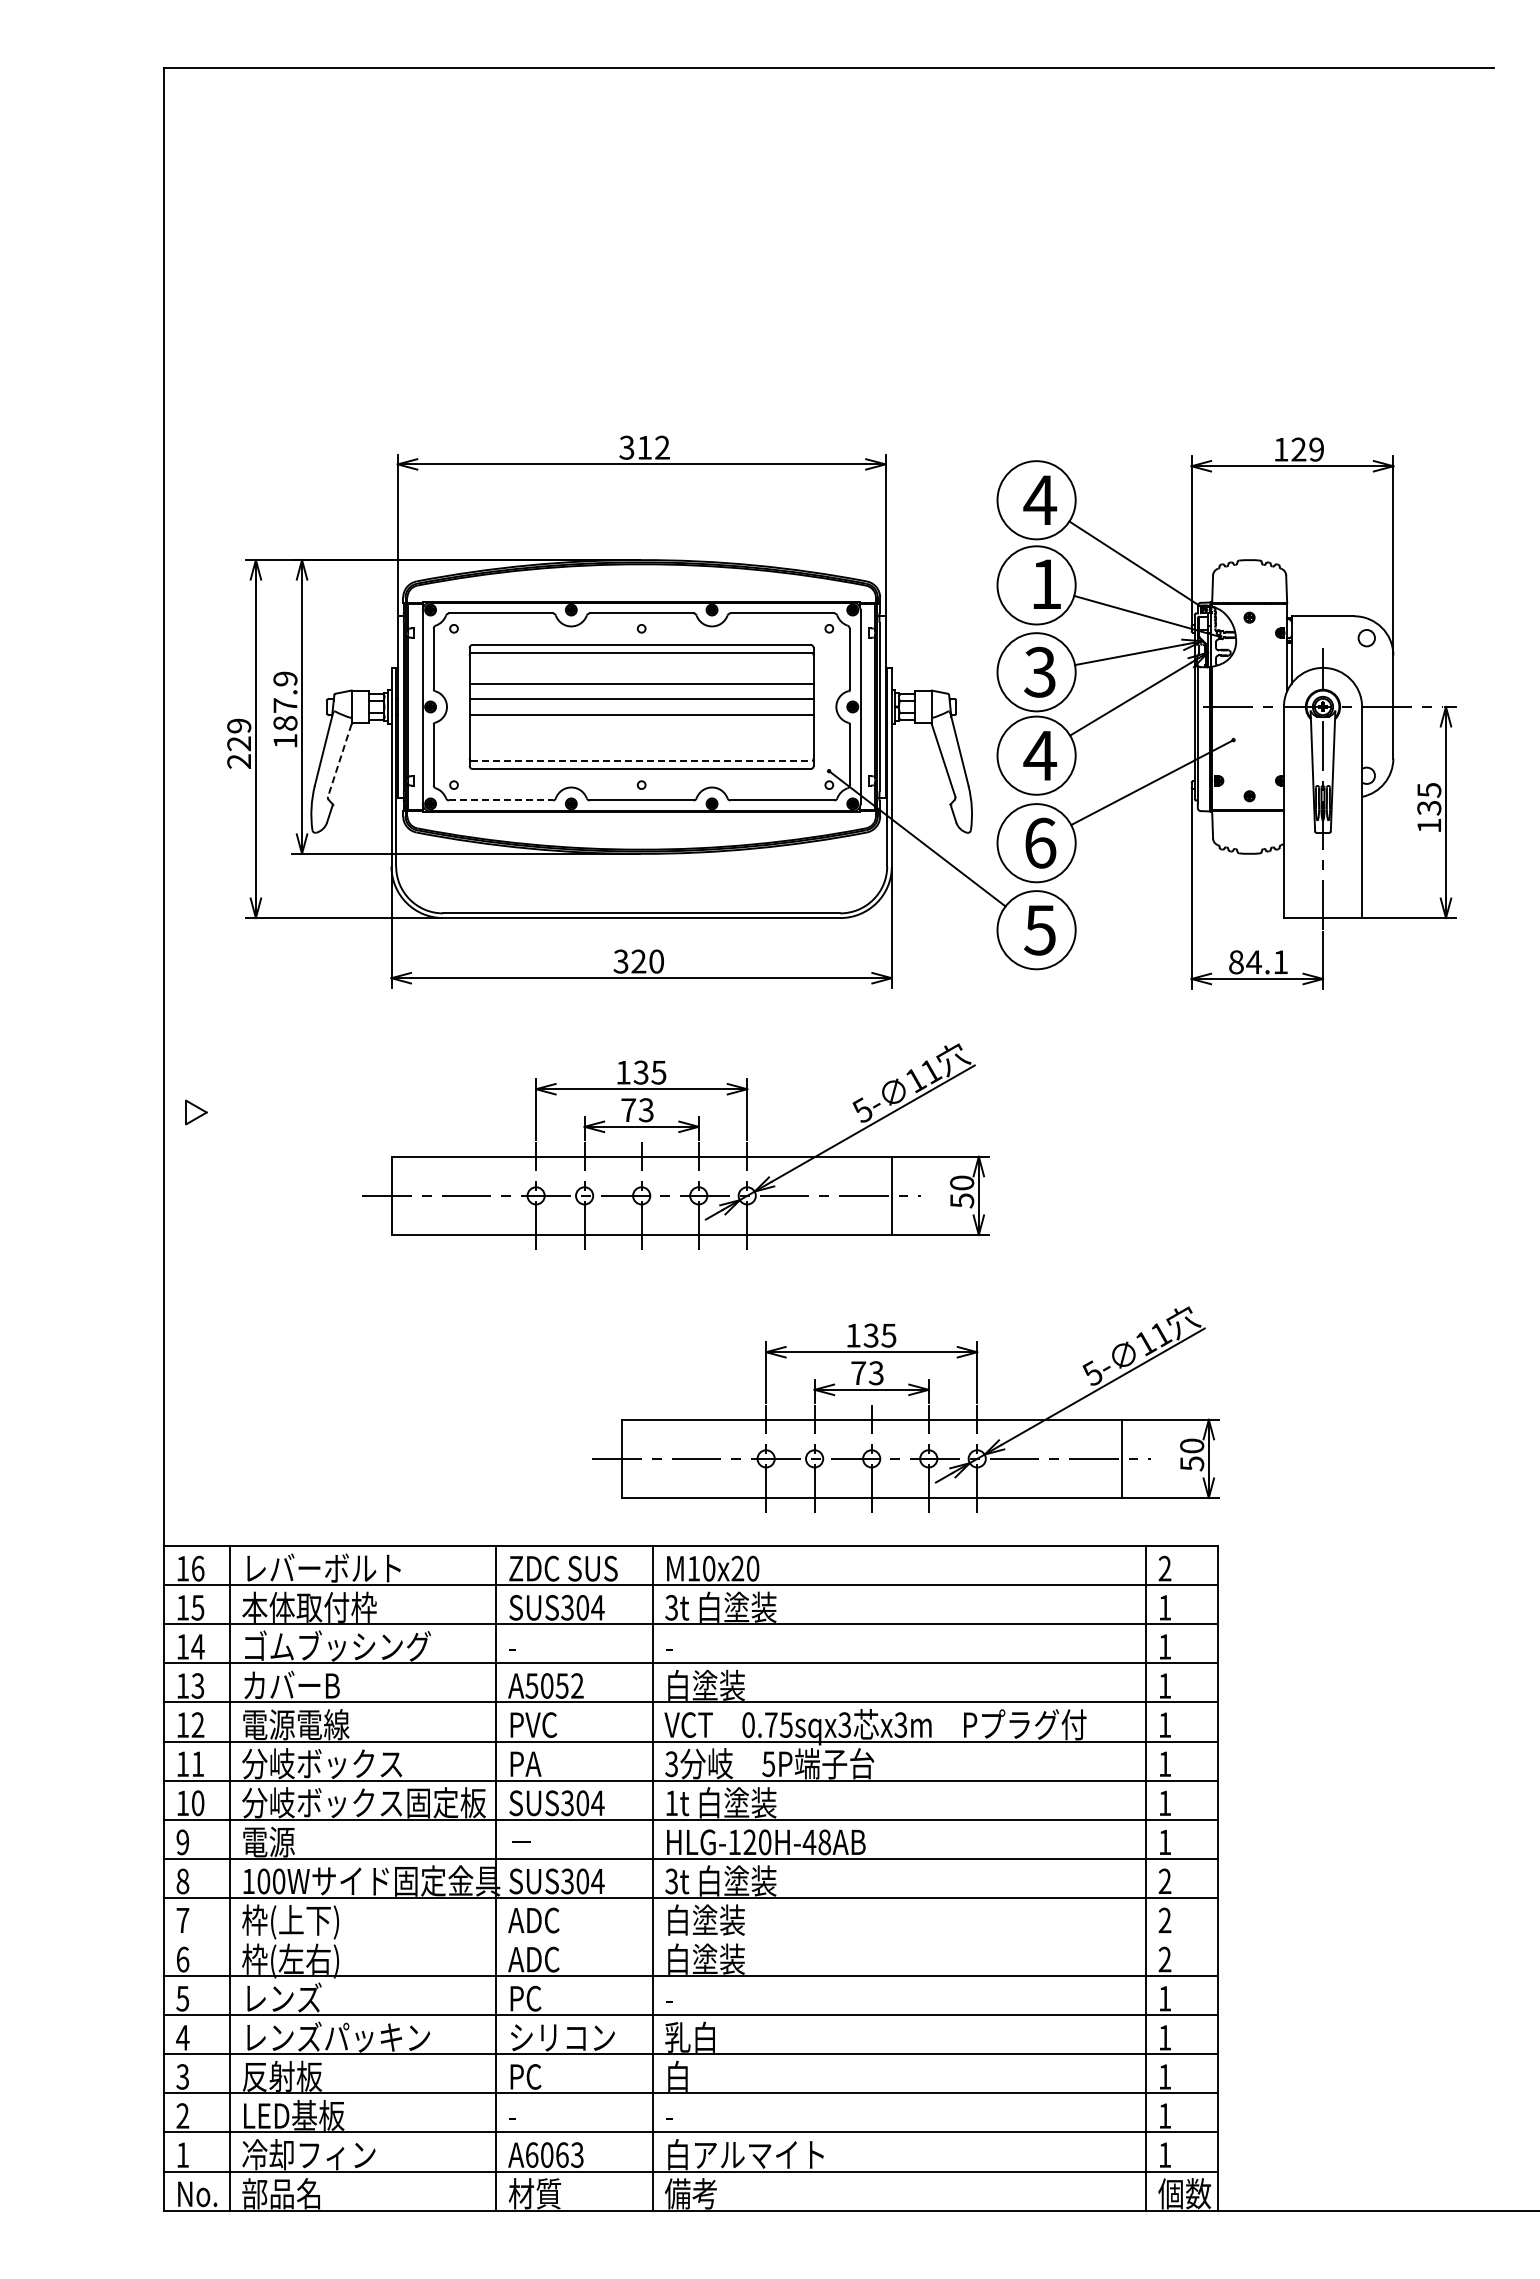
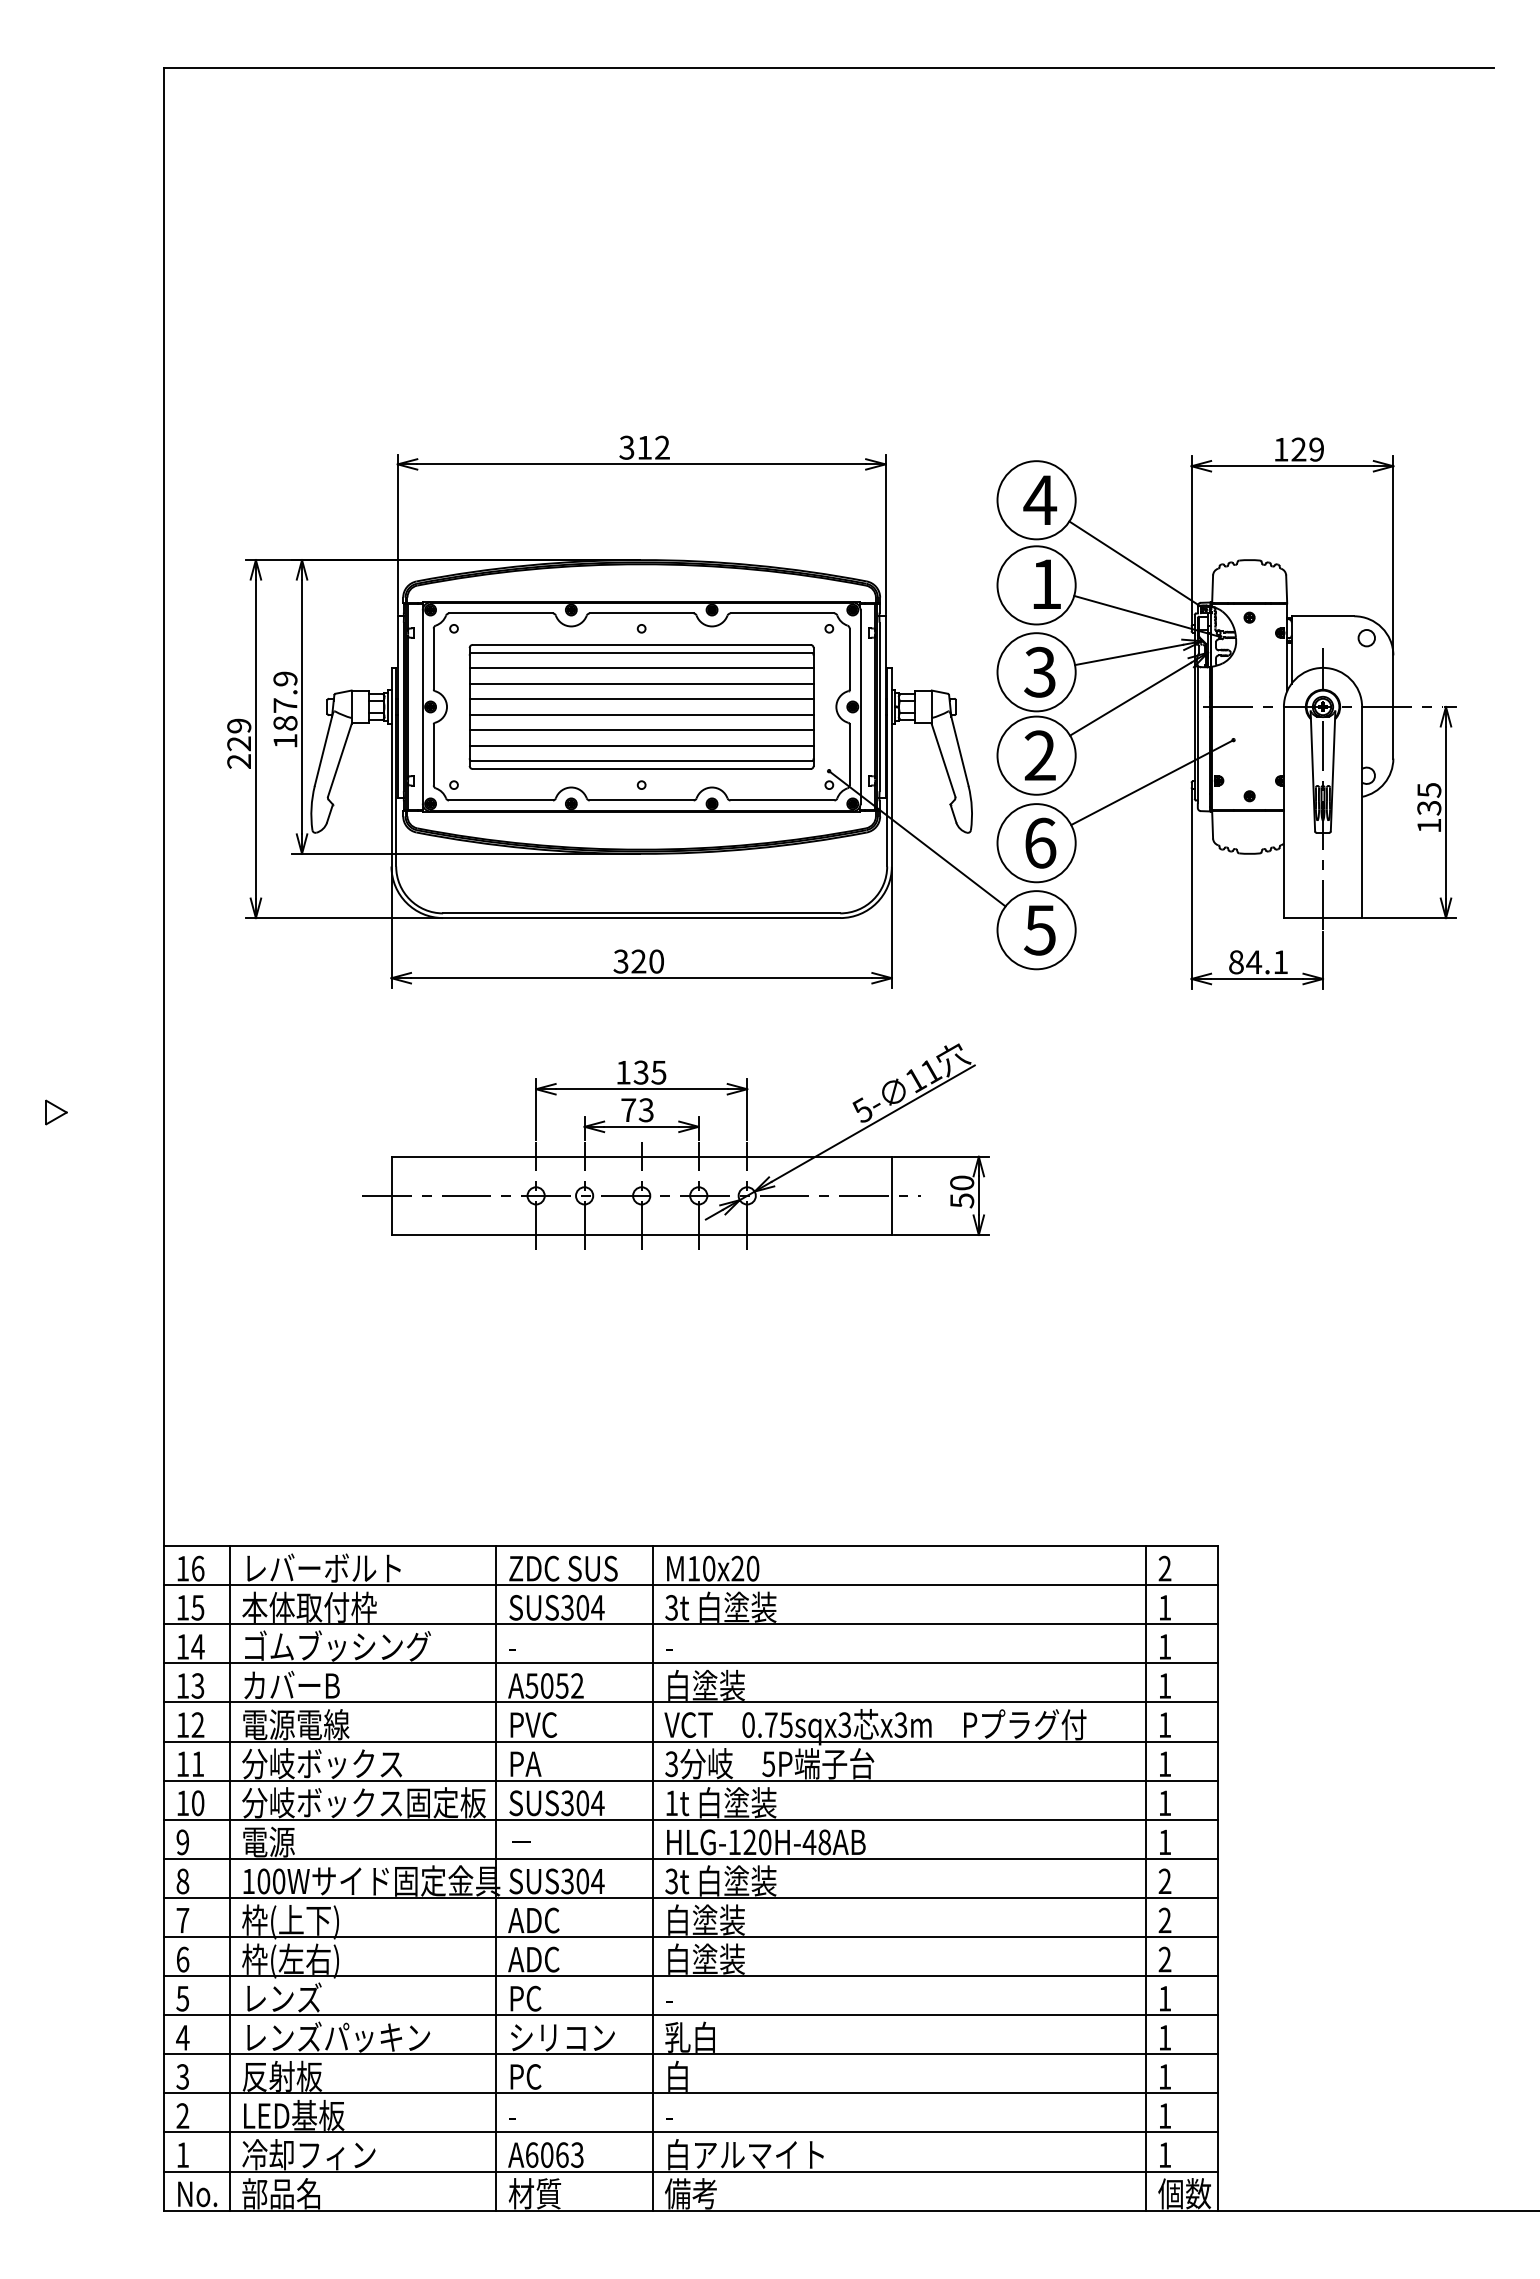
line: none -> present (641, 668)
line: none -> present (641, 730)
line: none -> present (641, 745)
text: 4 -> 2 (1040, 755)
line: dashed -> solid (339, 760)
line: dashed -> solid (642, 761)
line: dashed -> solid (501, 800)
part position: (196, 1112) -> (56, 1112) (56, 1112)
part: present -> none (905, 1419)
line: none -> present (690, 1937)
